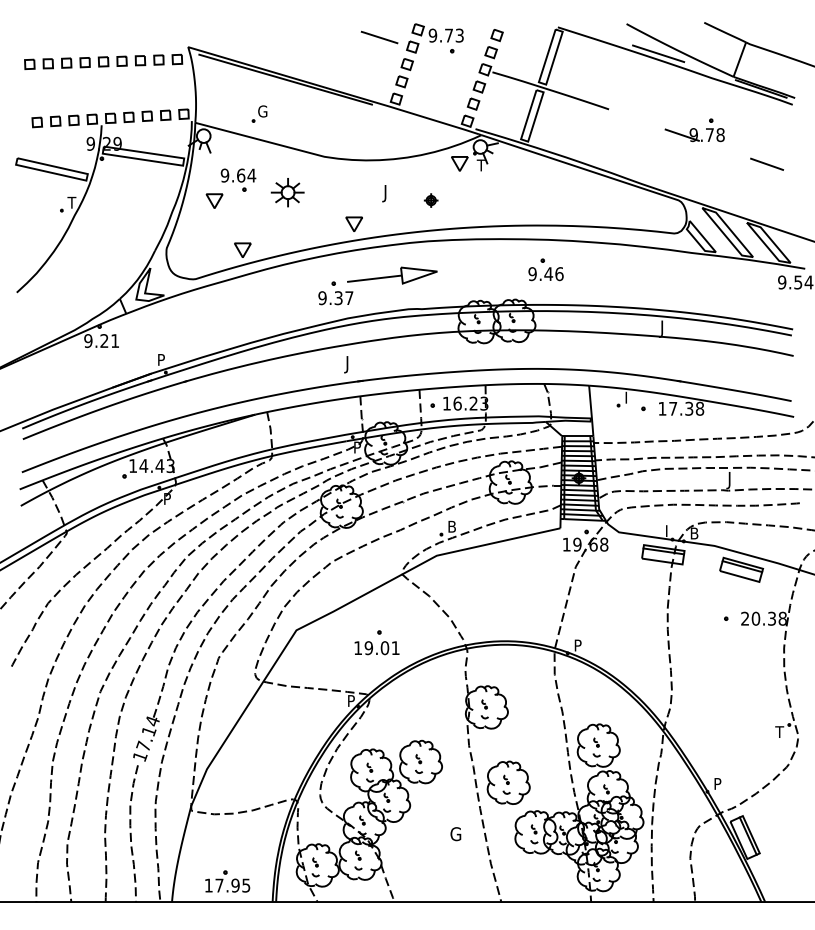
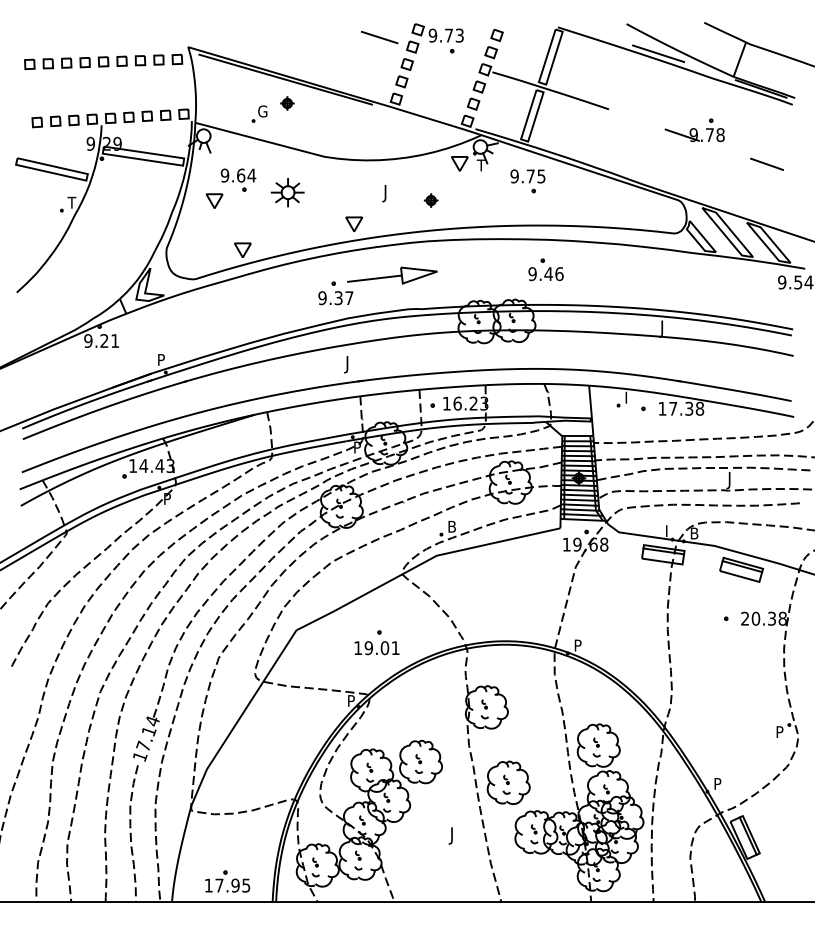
part: none -> present (287, 103)
part: none -> present (527, 181)
text: T -> P (779, 731)
text: G -> J (454, 835)
